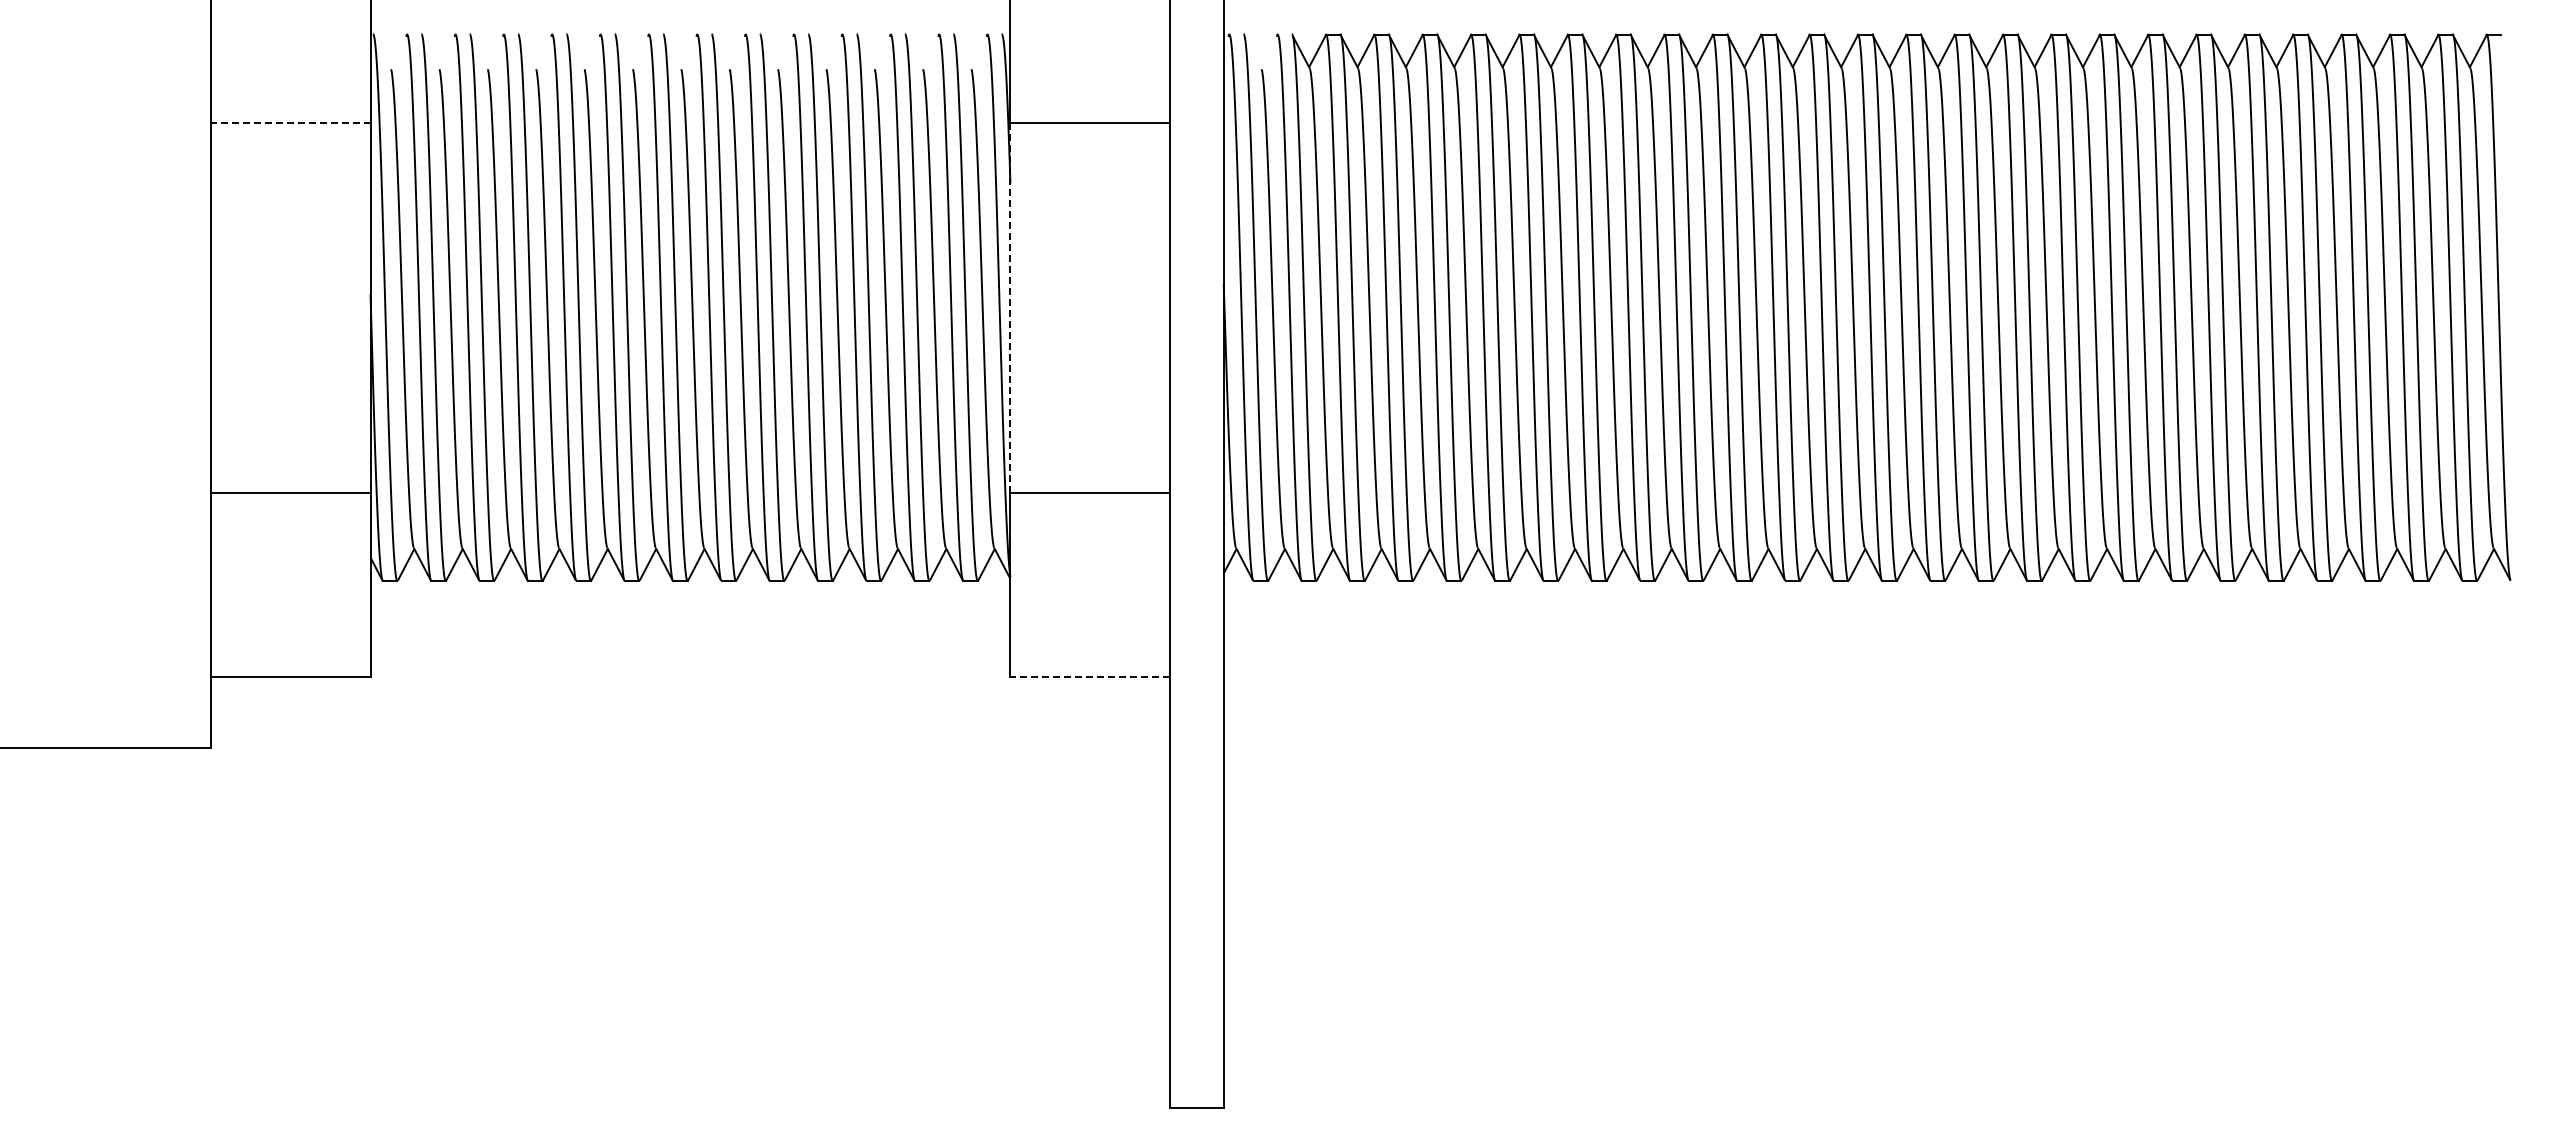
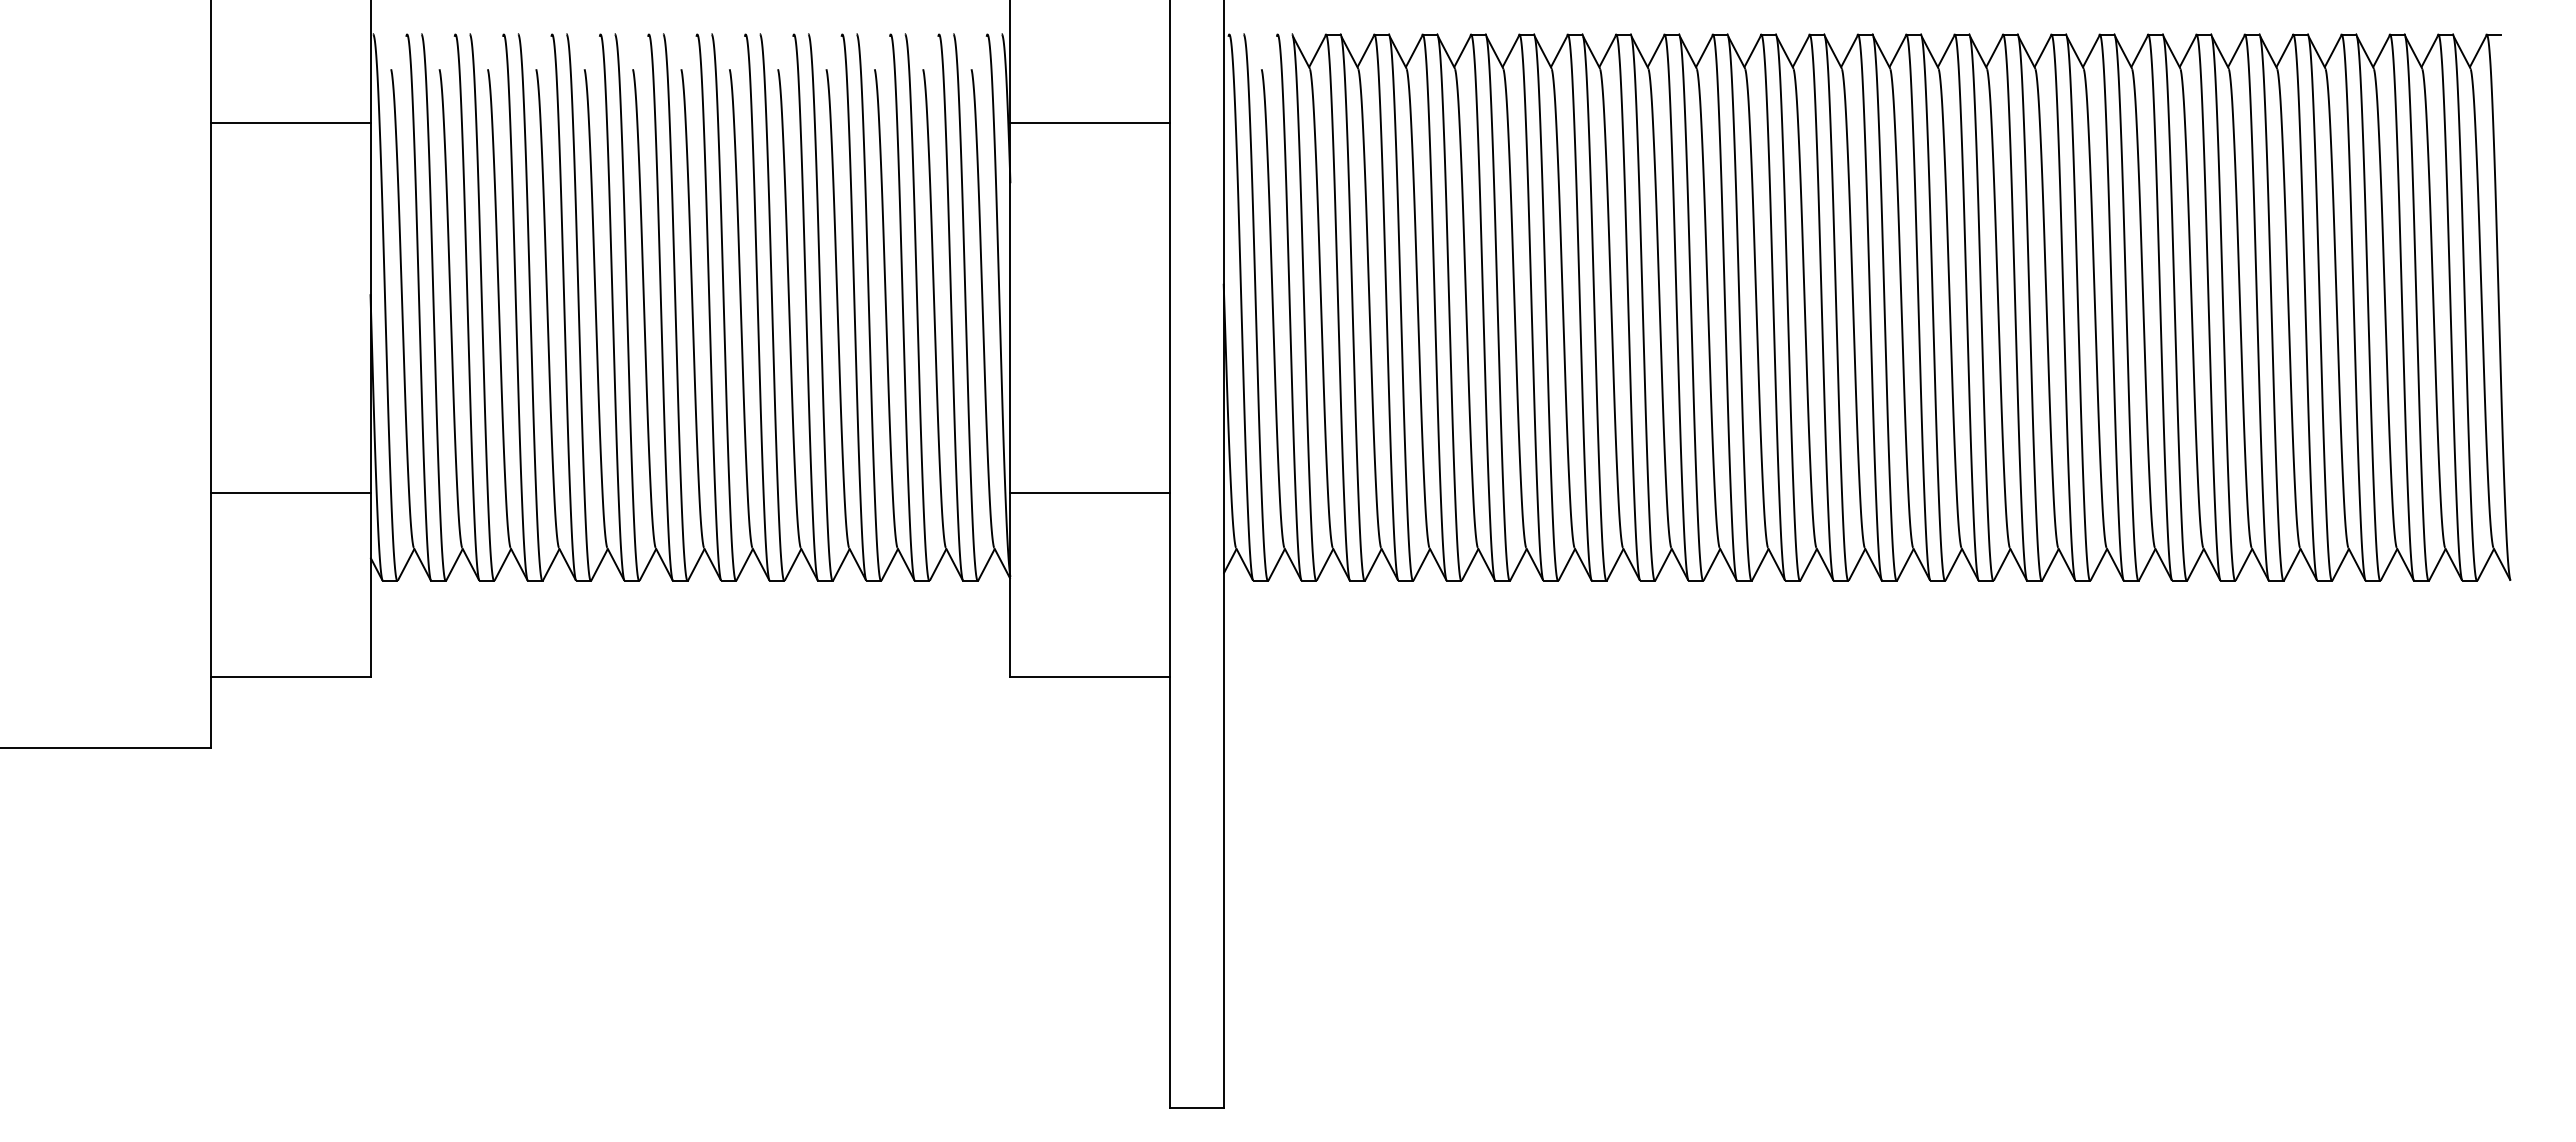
line: dashed -> solid (290, 123)
line: dashed -> solid (1010, 307)
line: dashed -> solid (1090, 677)
